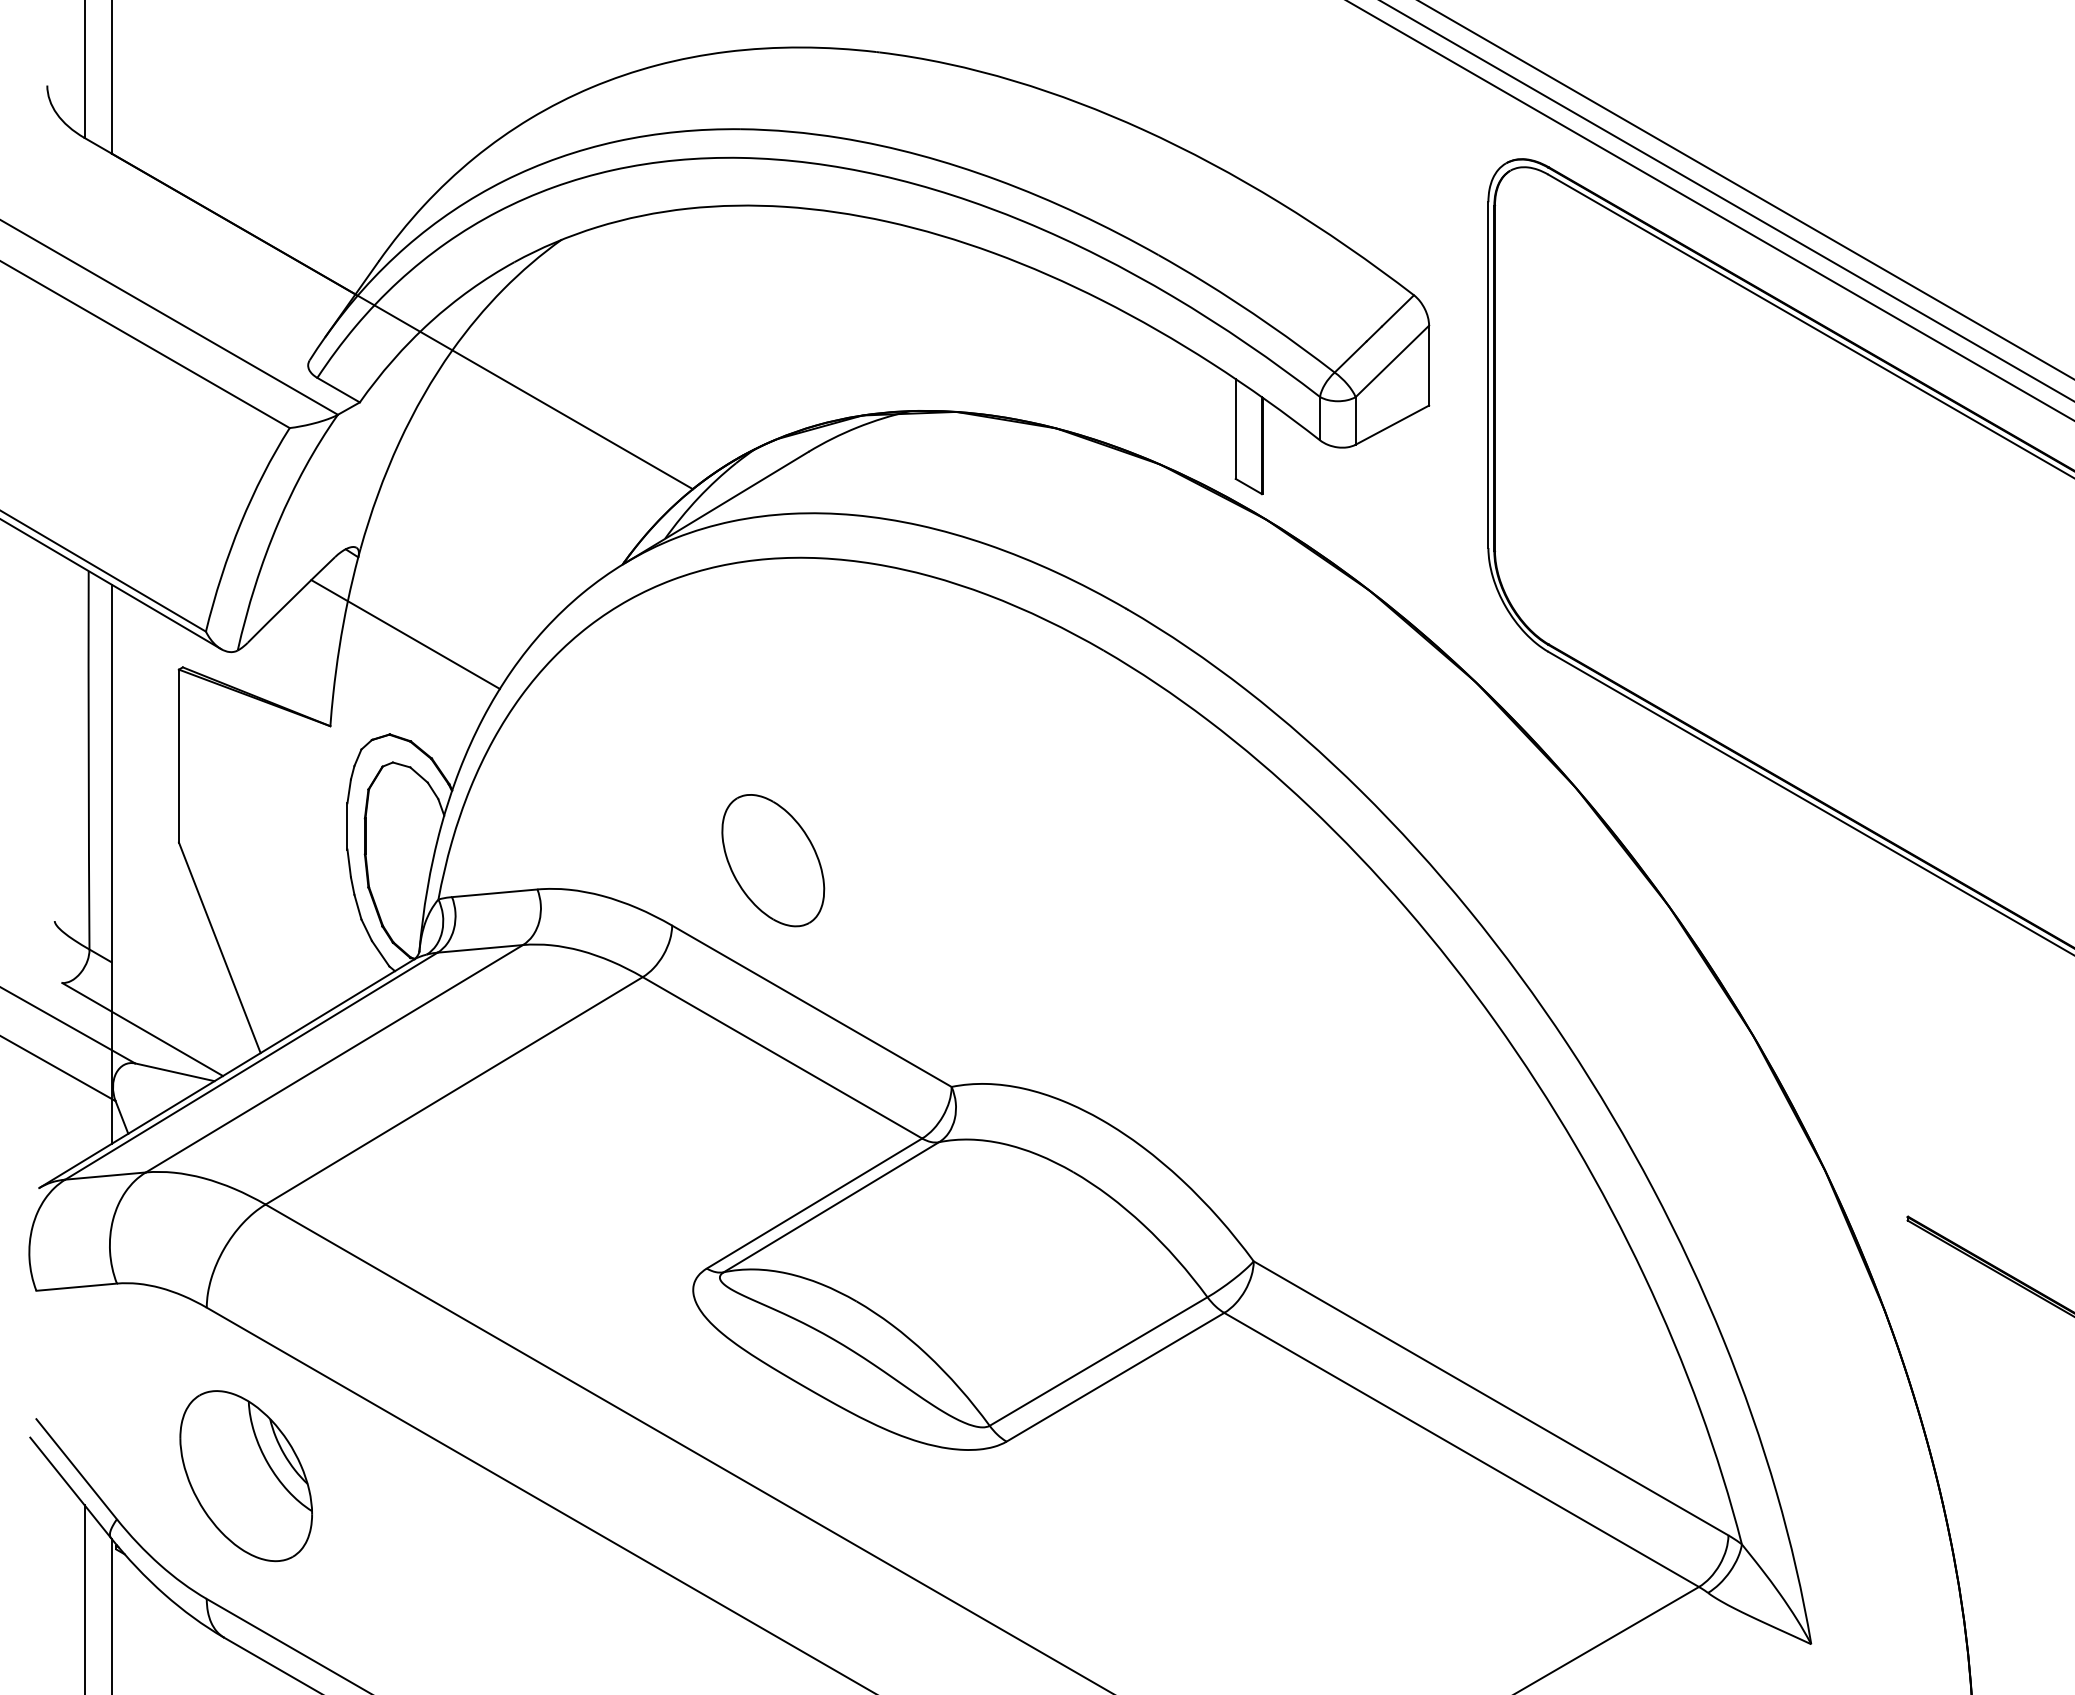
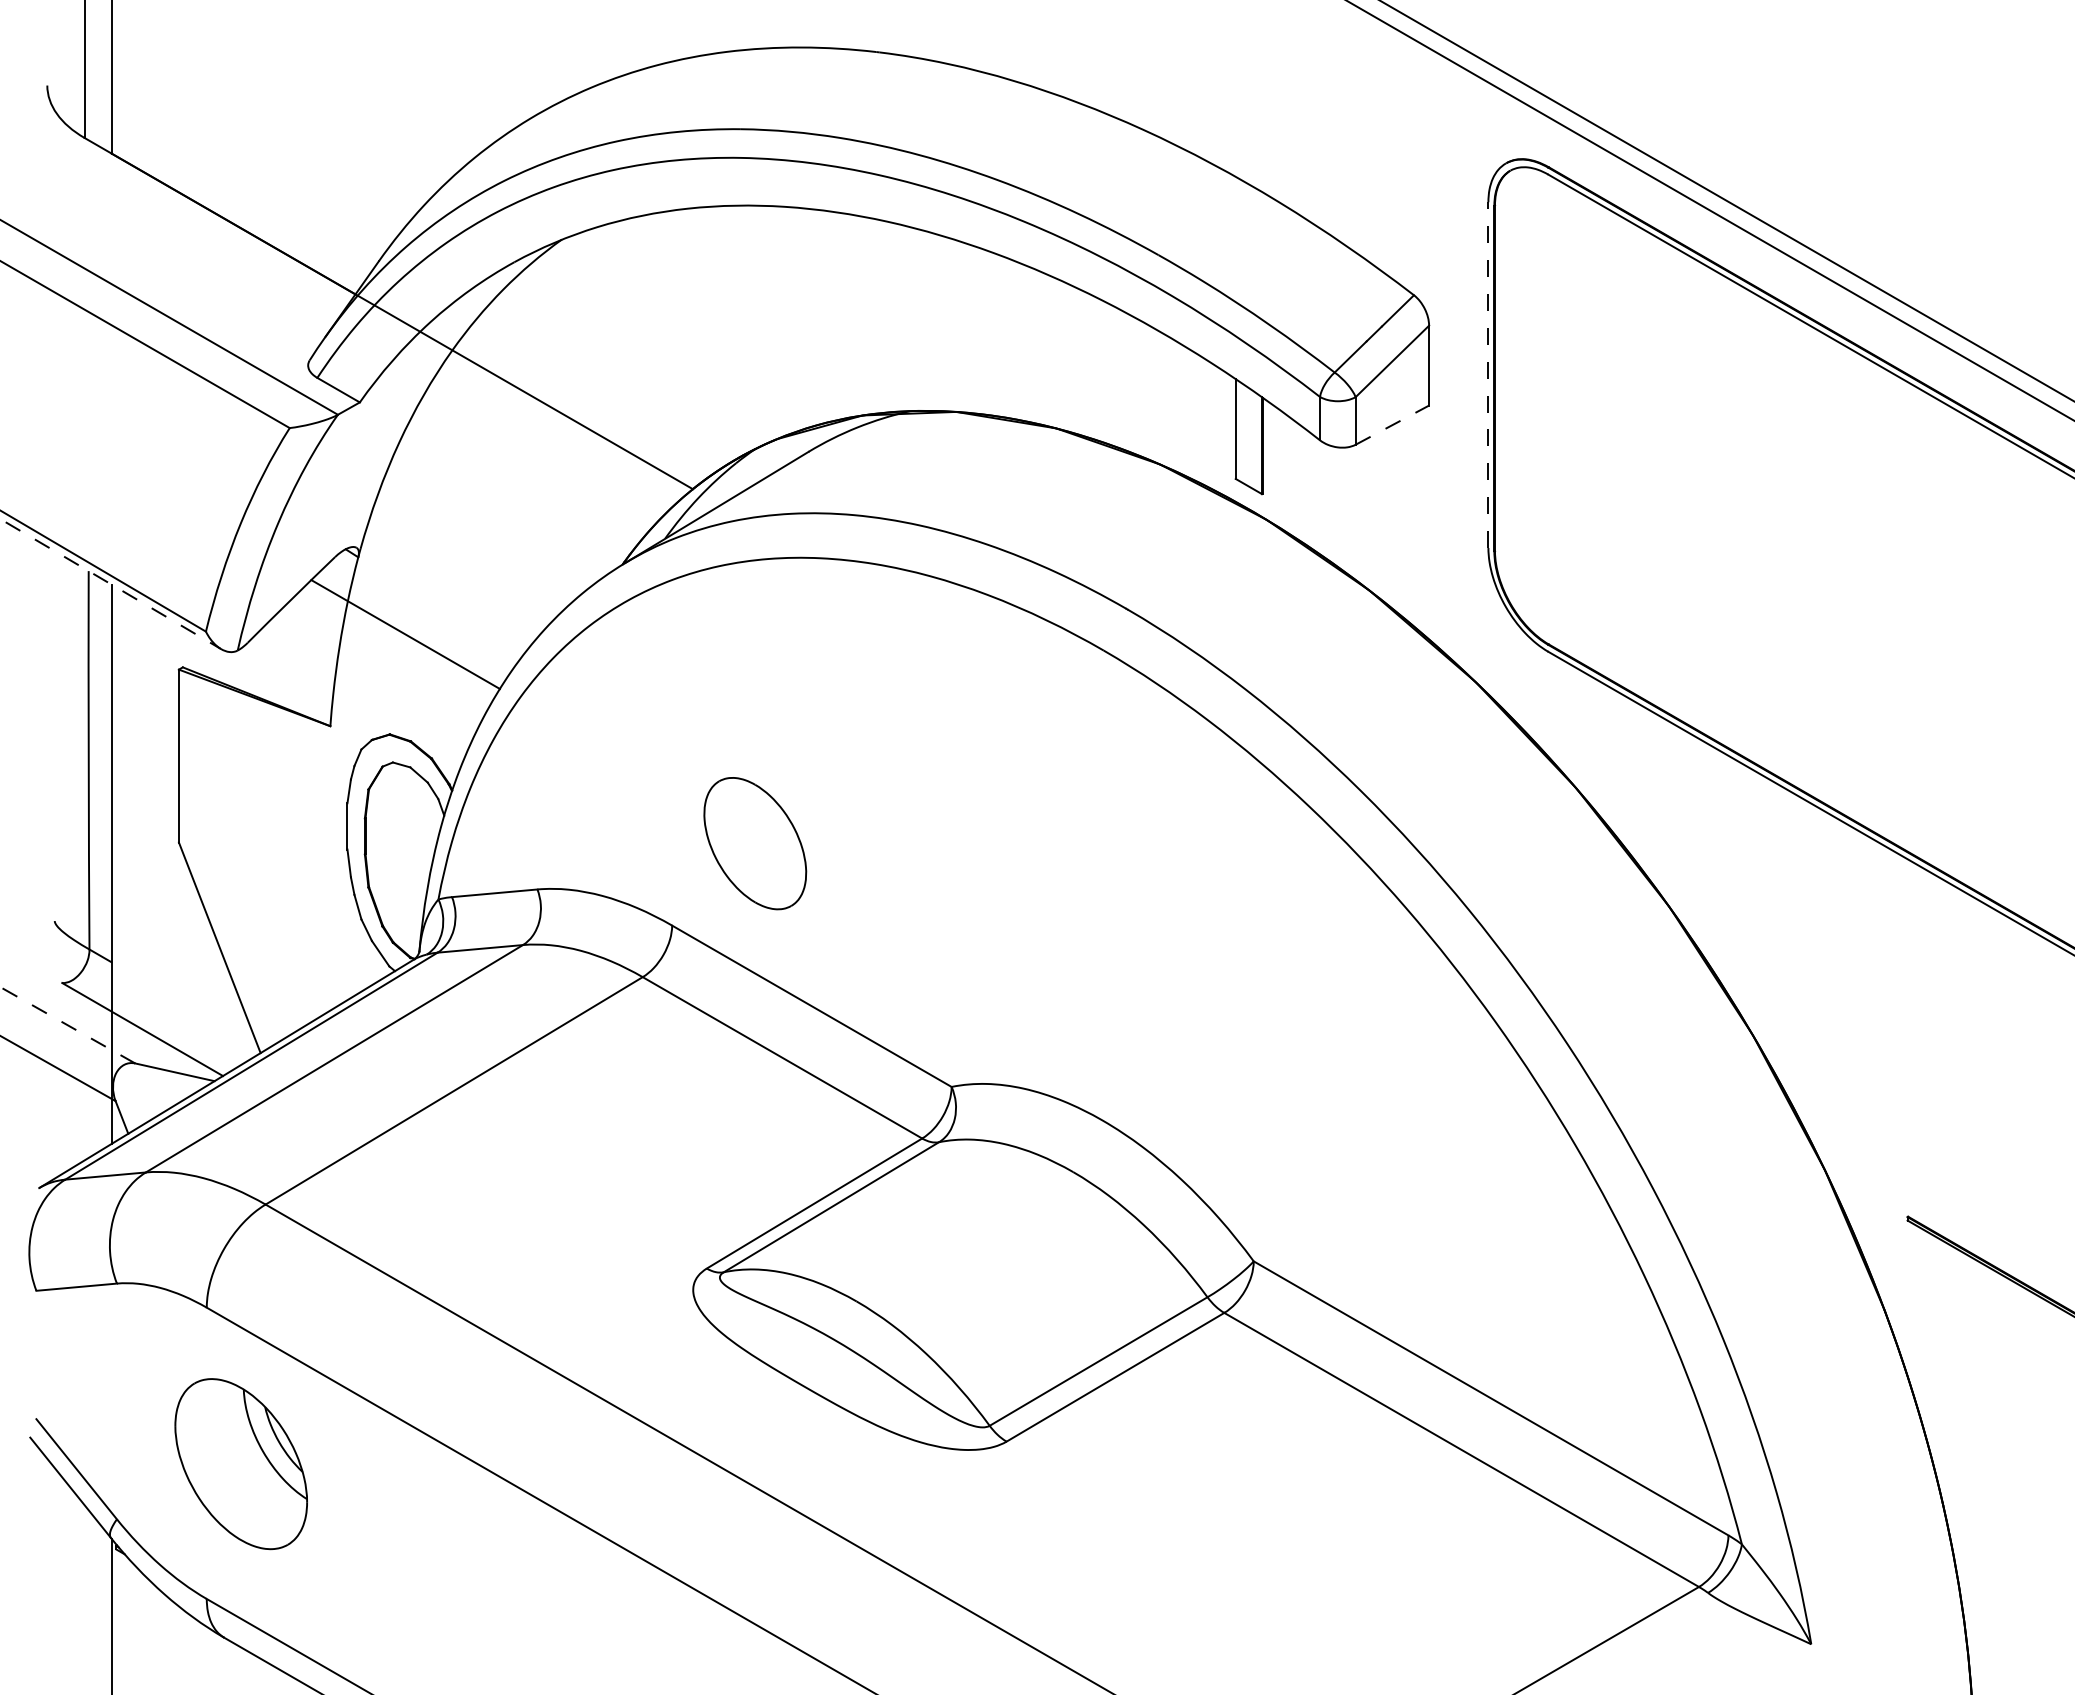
line: present -> none (1745, 189)
line: solid -> dashed (1488, 375)
line: solid -> dashed (1392, 425)
line: solid -> dashed (110, 584)
part position: (773, 860) -> (755, 843) (755, 843)
line: solid -> dashed (67, 1025)
part position: (245, 1476) -> (240, 1464) (240, 1464)
line: present -> none (84, 1598)
